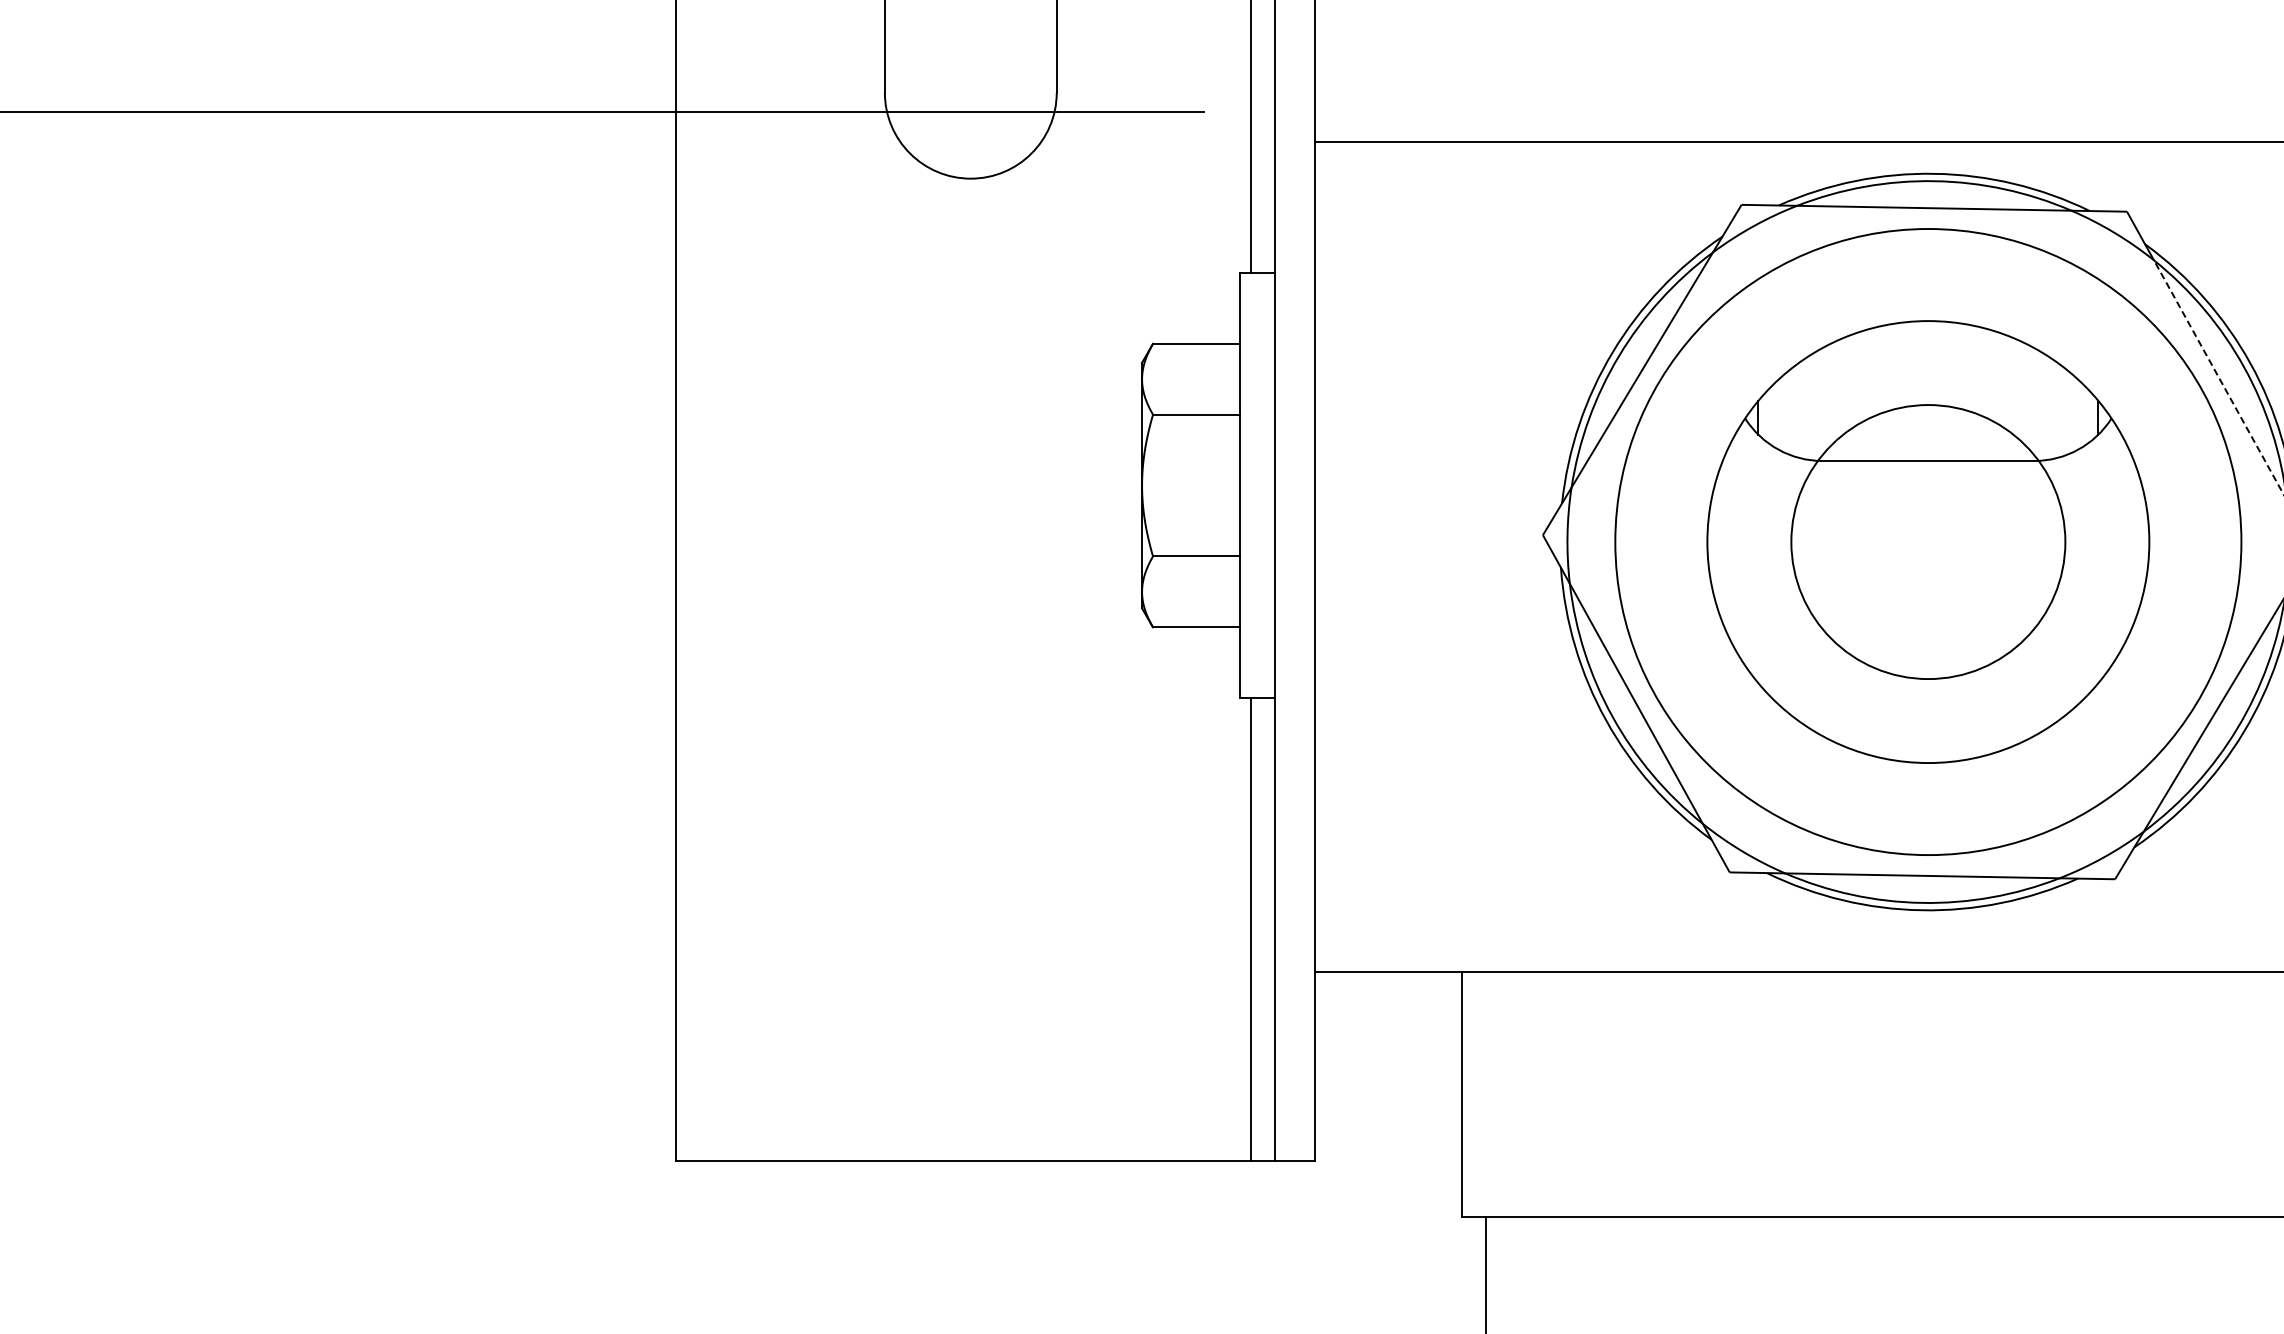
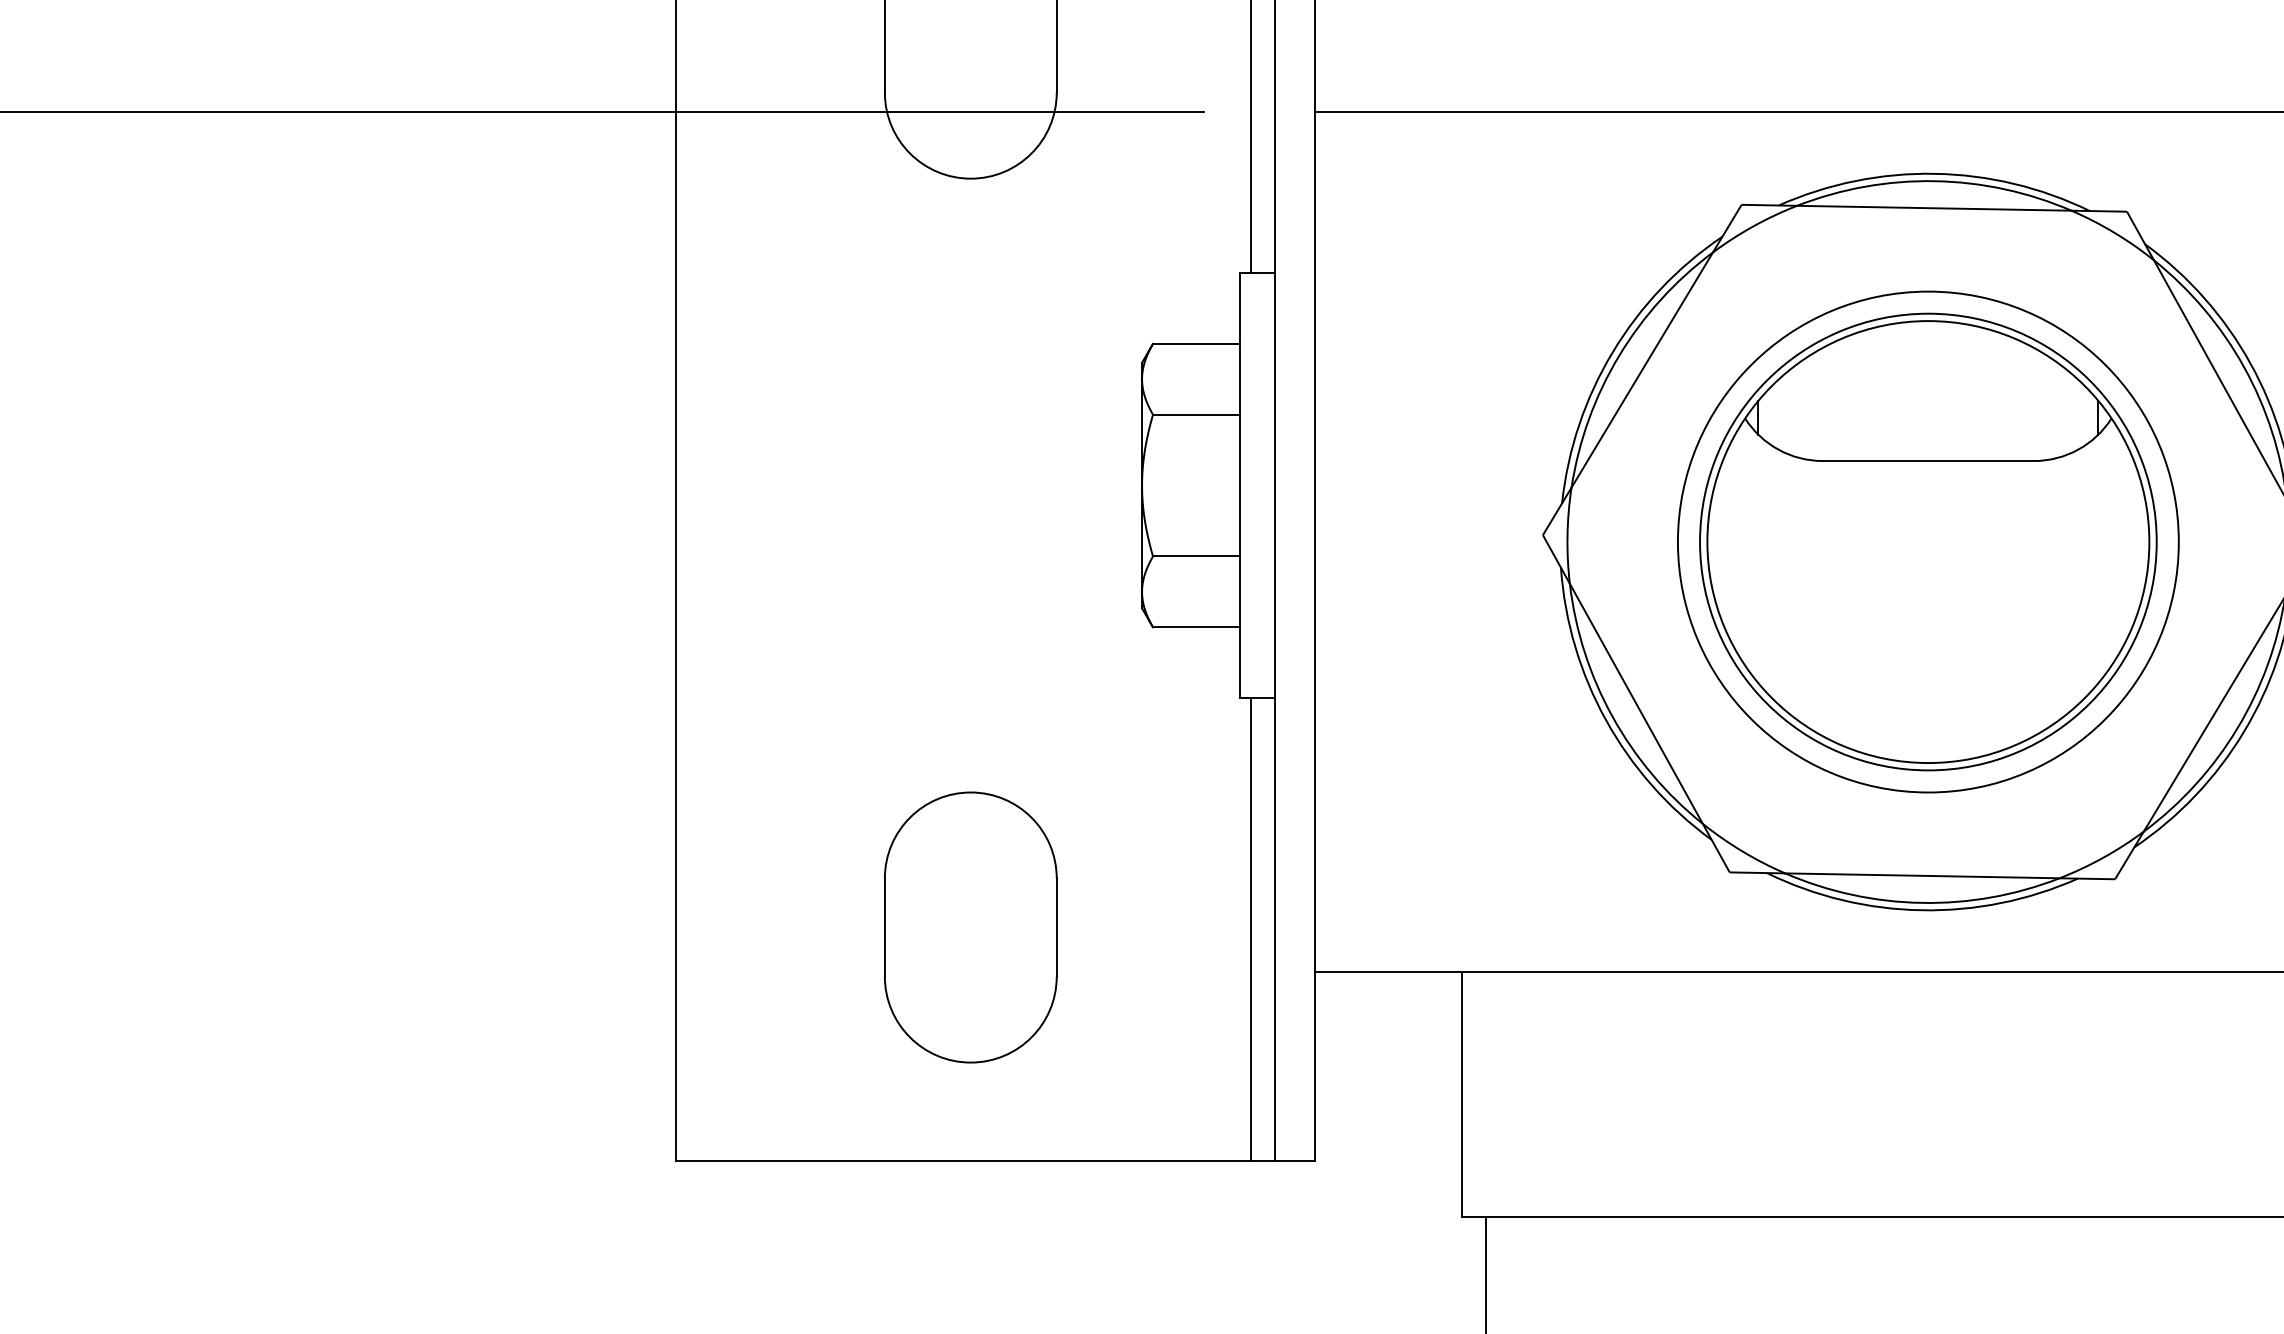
line position: (1797, 142) -> (1797, 112) (1797, 112)
line: dashed -> solid (2218, 377)
circle diameter: 274 px -> 457 px (1928, 541)
circle diameter: 626 px -> 501 px (1927, 541)
part: none -> present (970, 927)
